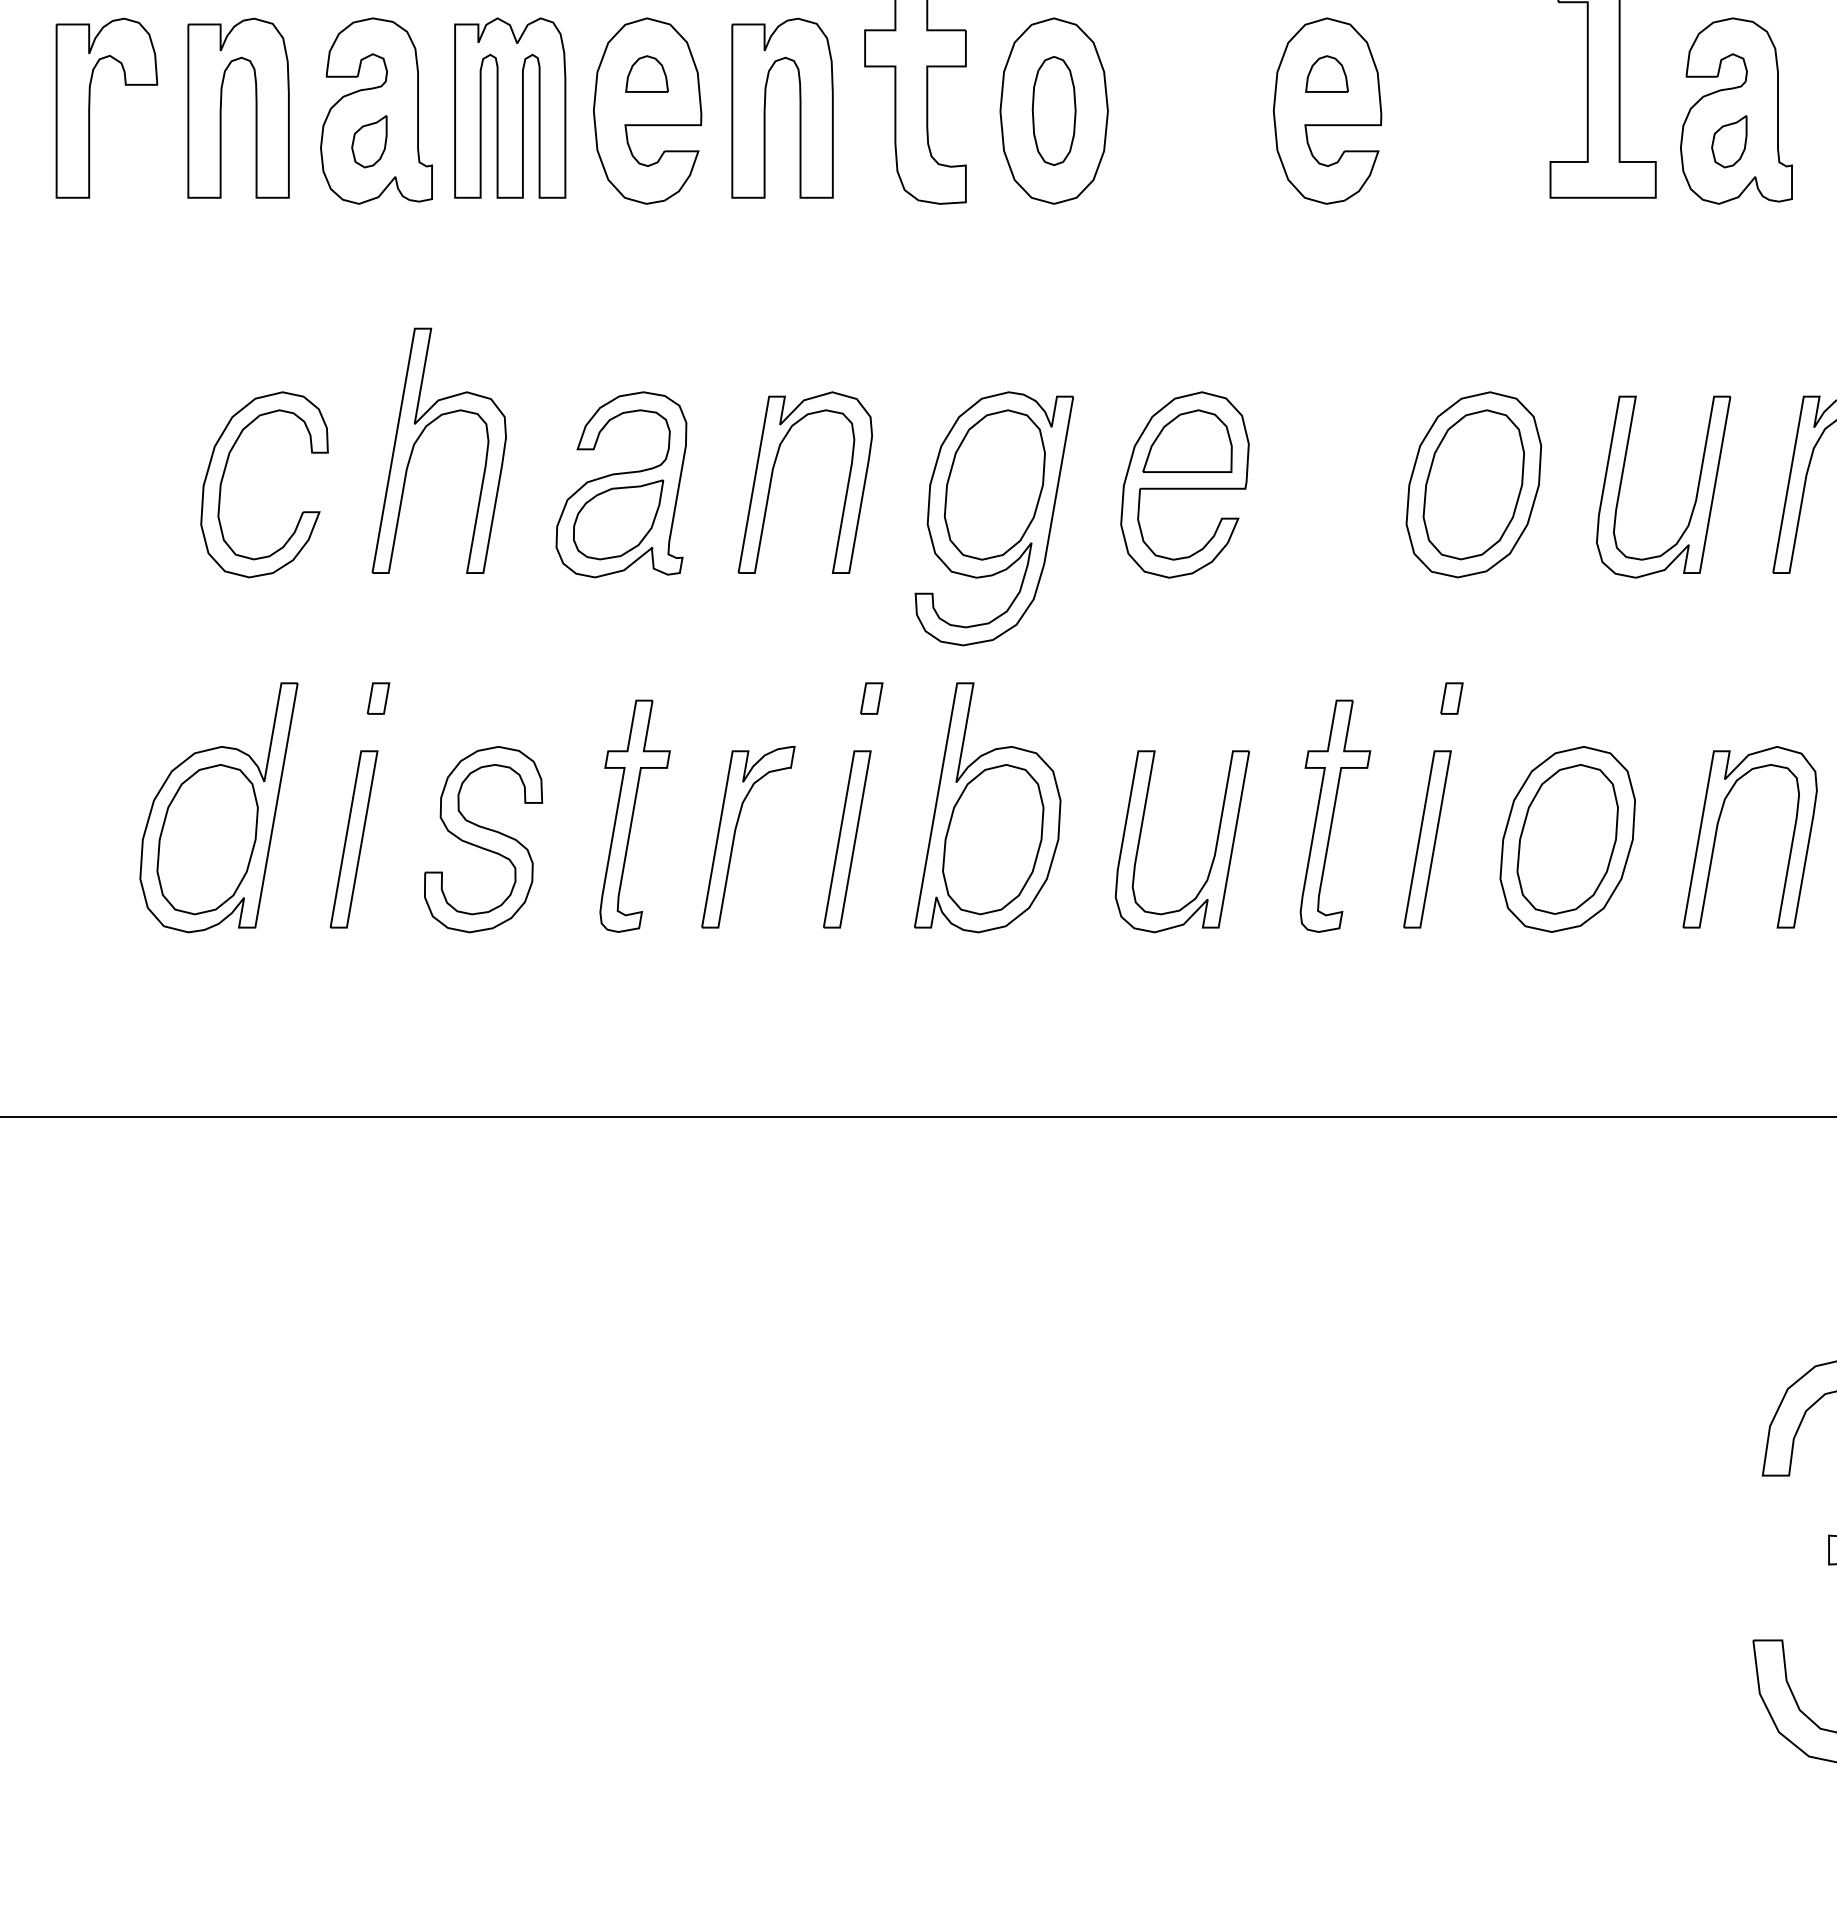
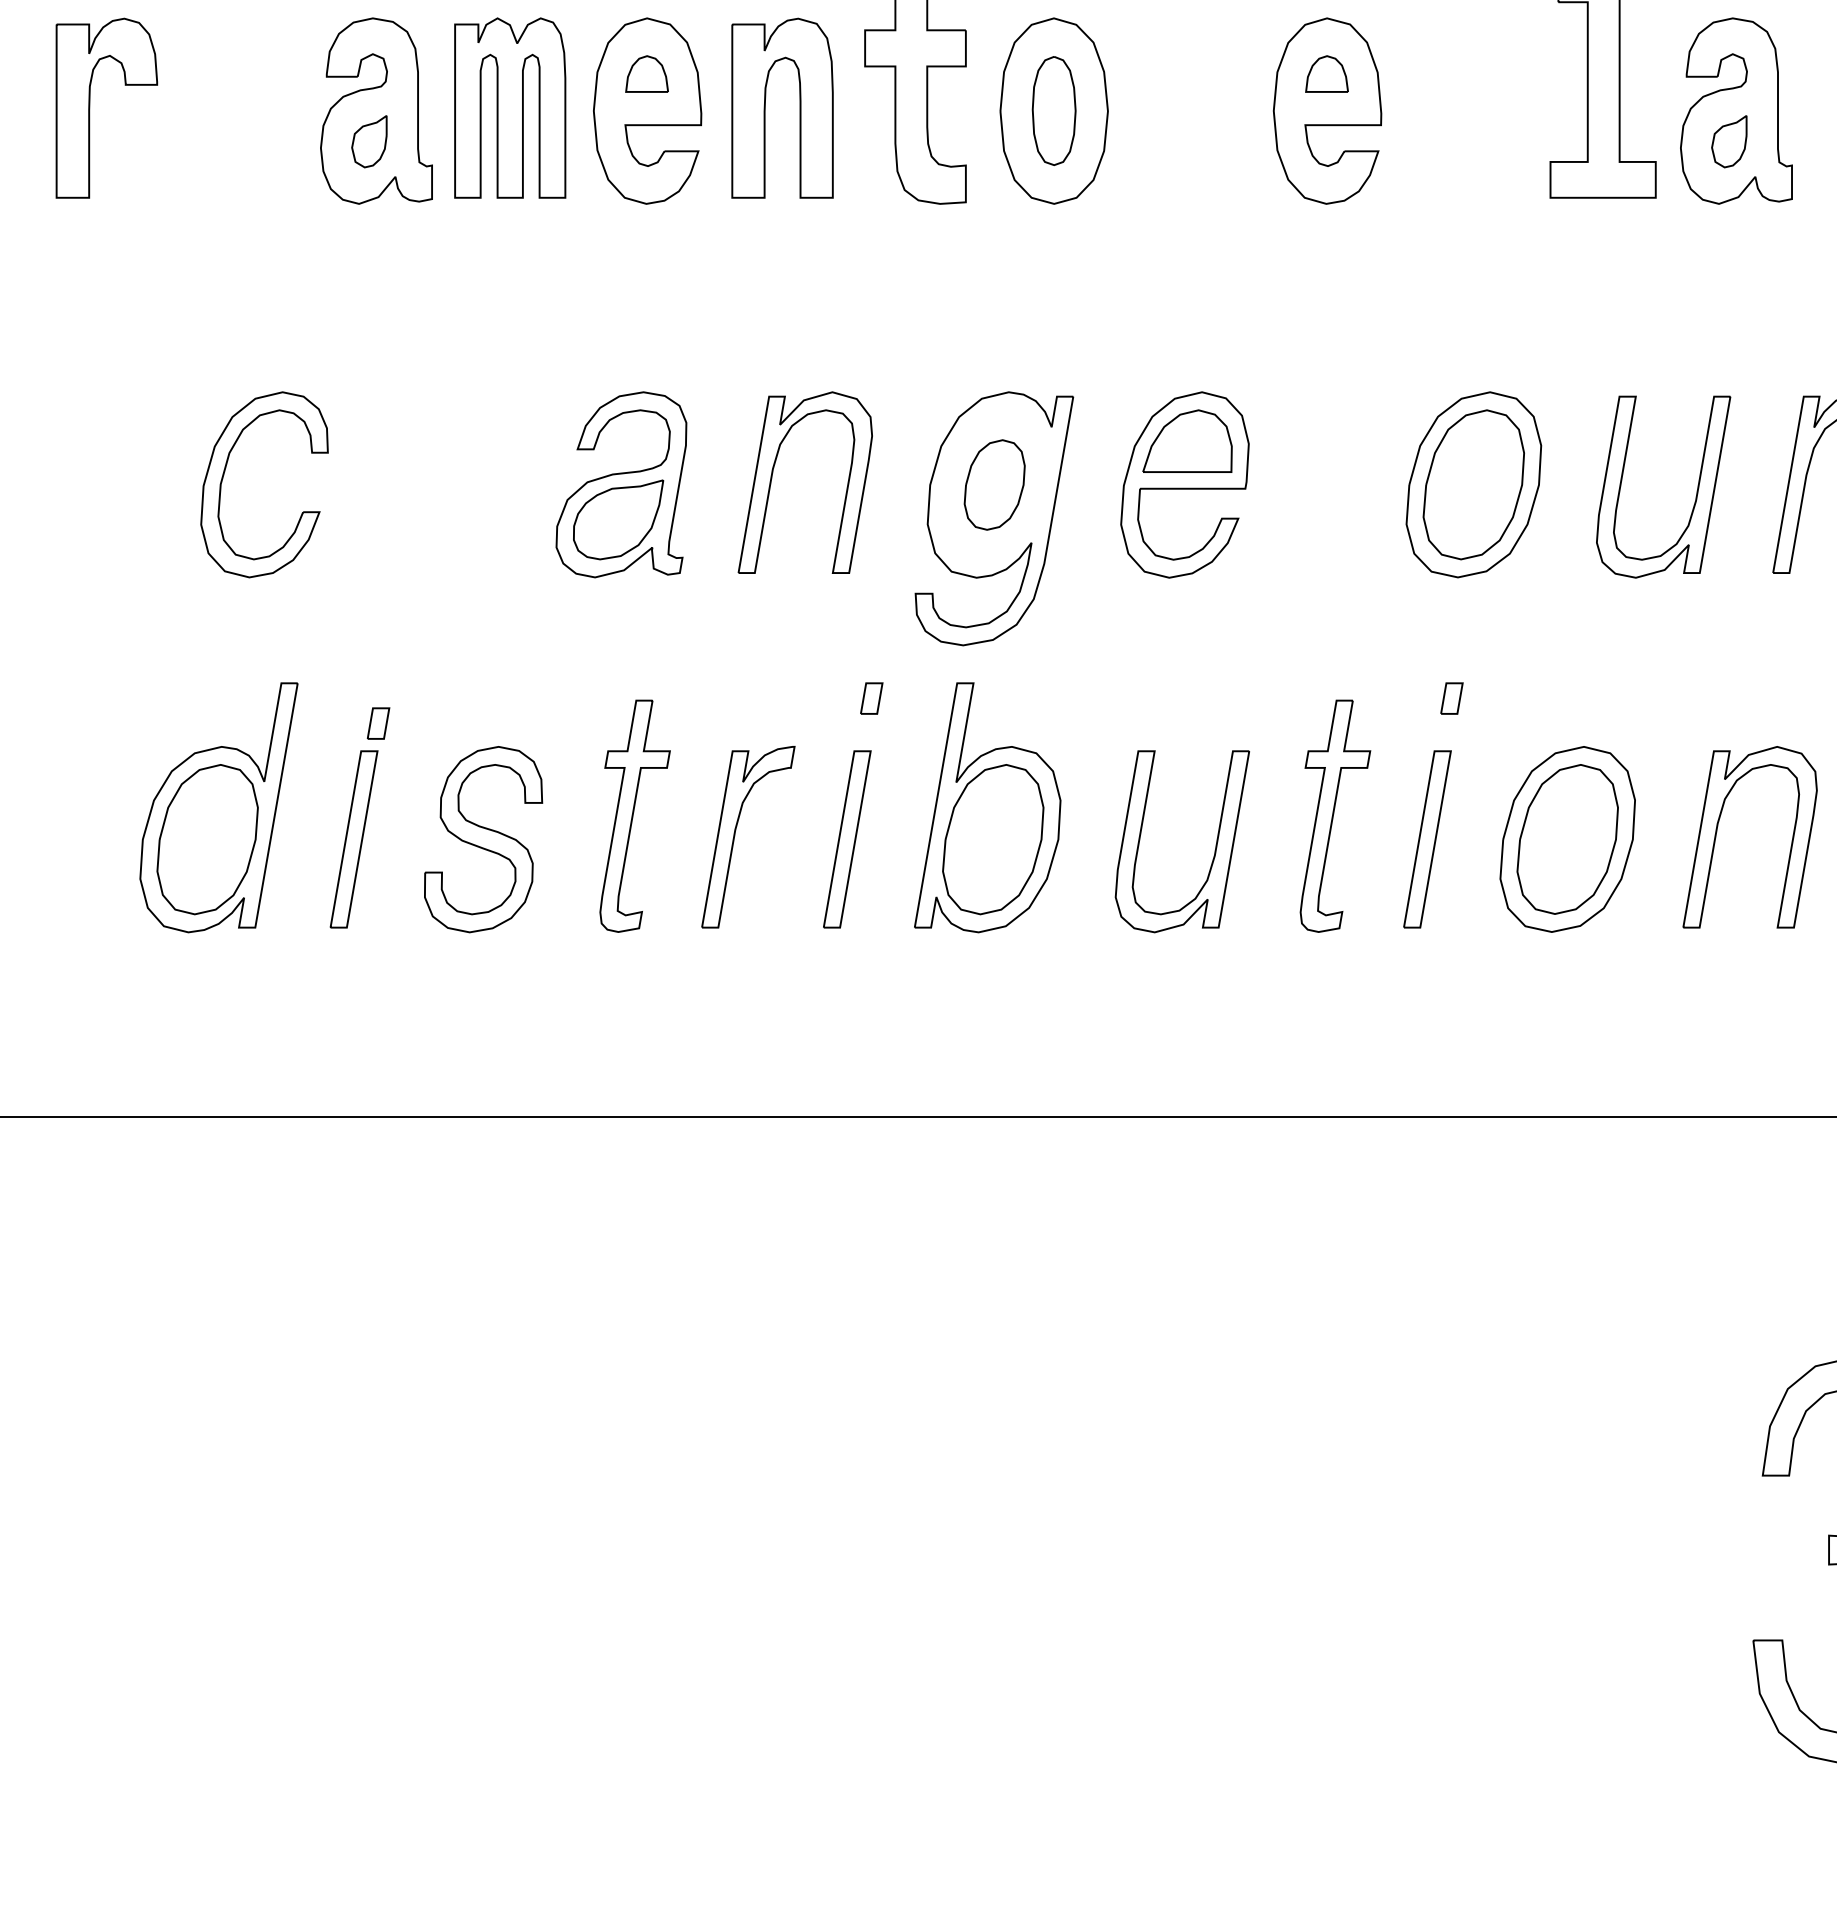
part: present -> none (221, 107)
part: present -> none (419, 438)
part size: 103x152 px -> 63x92 px (994, 484)
part position: (378, 698) -> (378, 723) (378, 723)
